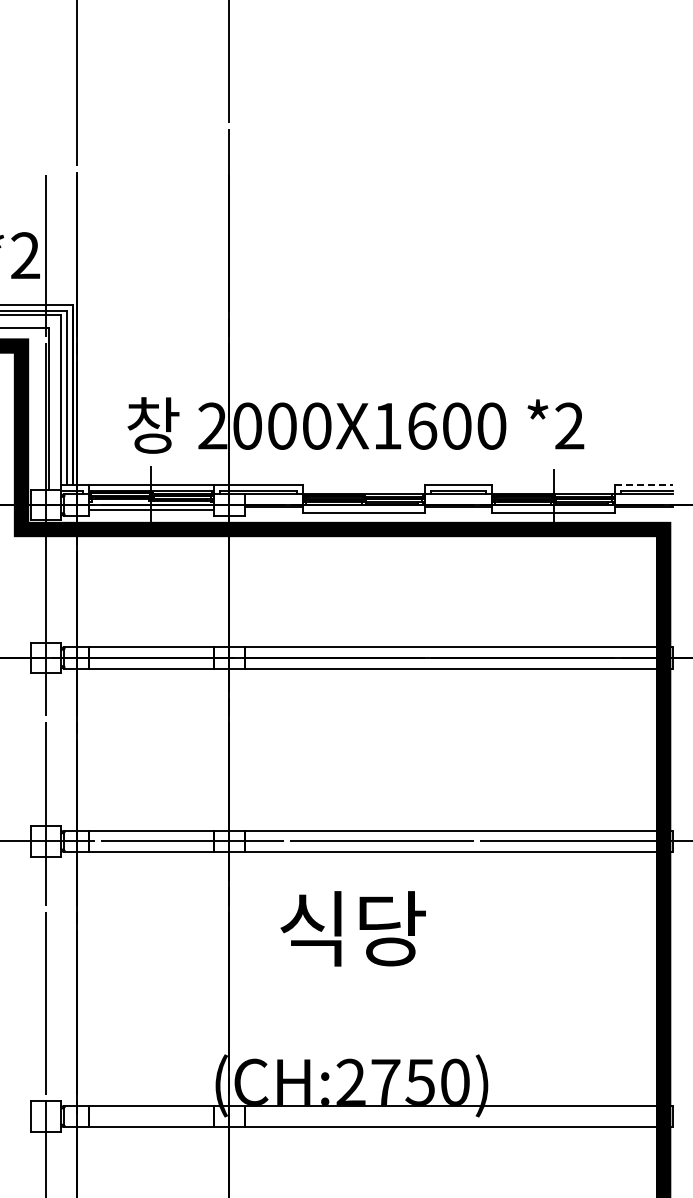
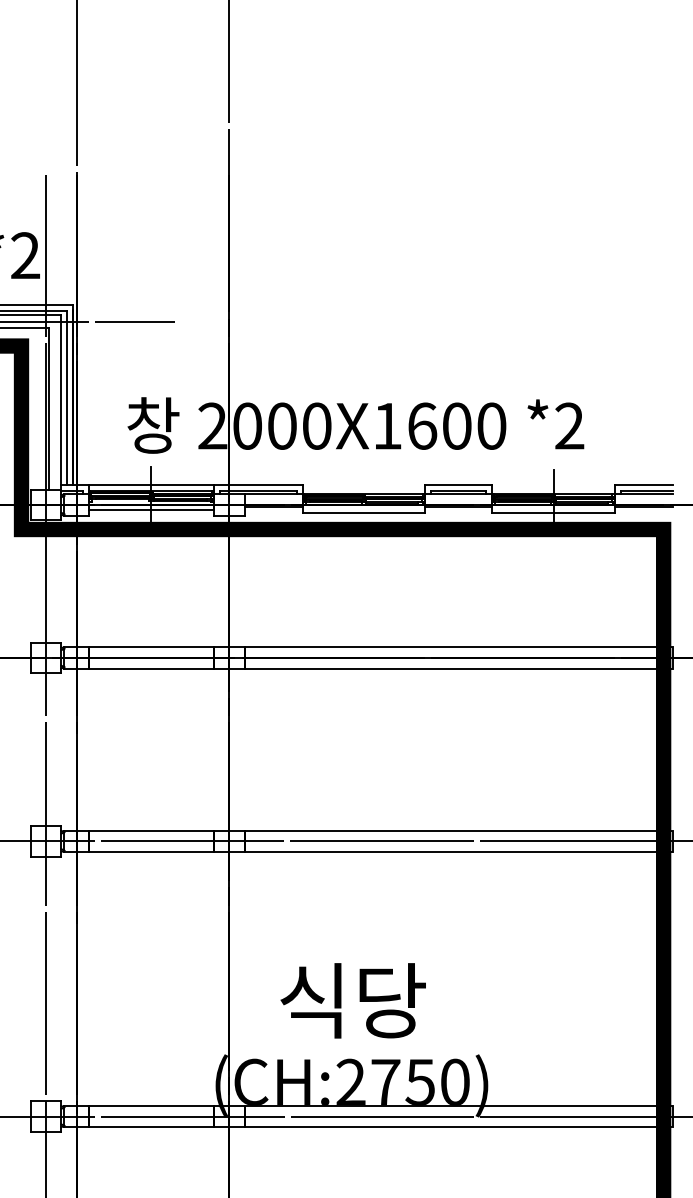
line: none -> present (88, 321)
line: dashed -> solid (644, 485)
text position: (352, 928) -> (352, 1000) (352, 1000)
line: none -> present (345, 1116)
